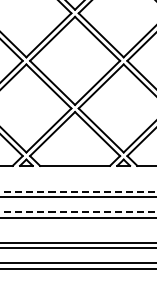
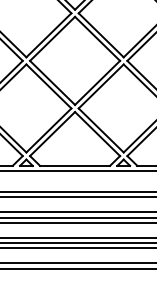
line: none -> present (77, 170)
line: dashed -> solid (78, 192)
line: dashed -> solid (78, 212)
line: none -> present (77, 222)
line: none -> present (77, 237)
